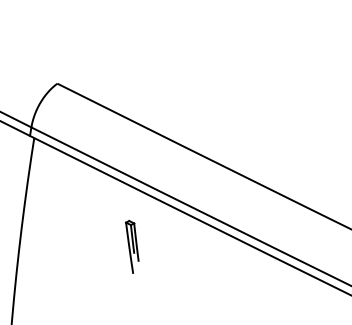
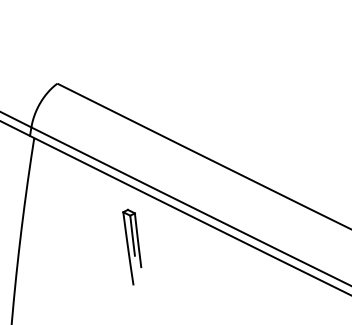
part size: 15x55 px -> 21x78 px (132, 246)
